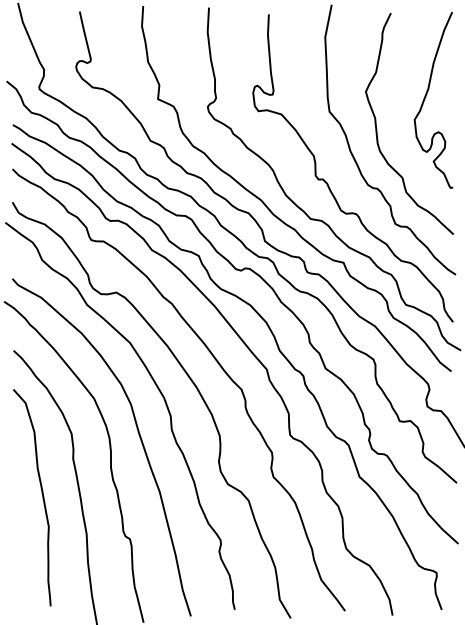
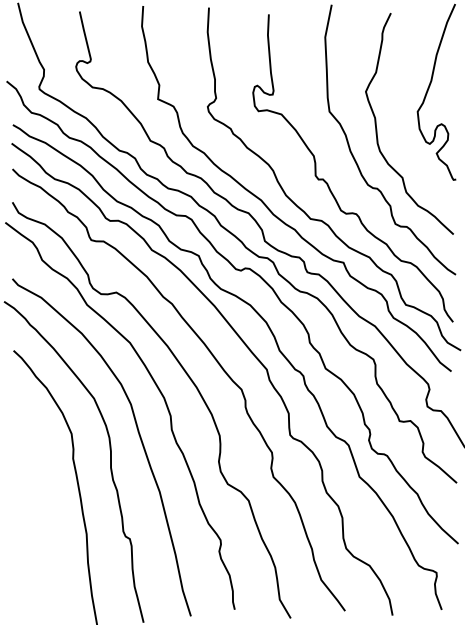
part position: (426, 96) -> (429, 88) (429, 88)
curve: present -> none (41, 493)
